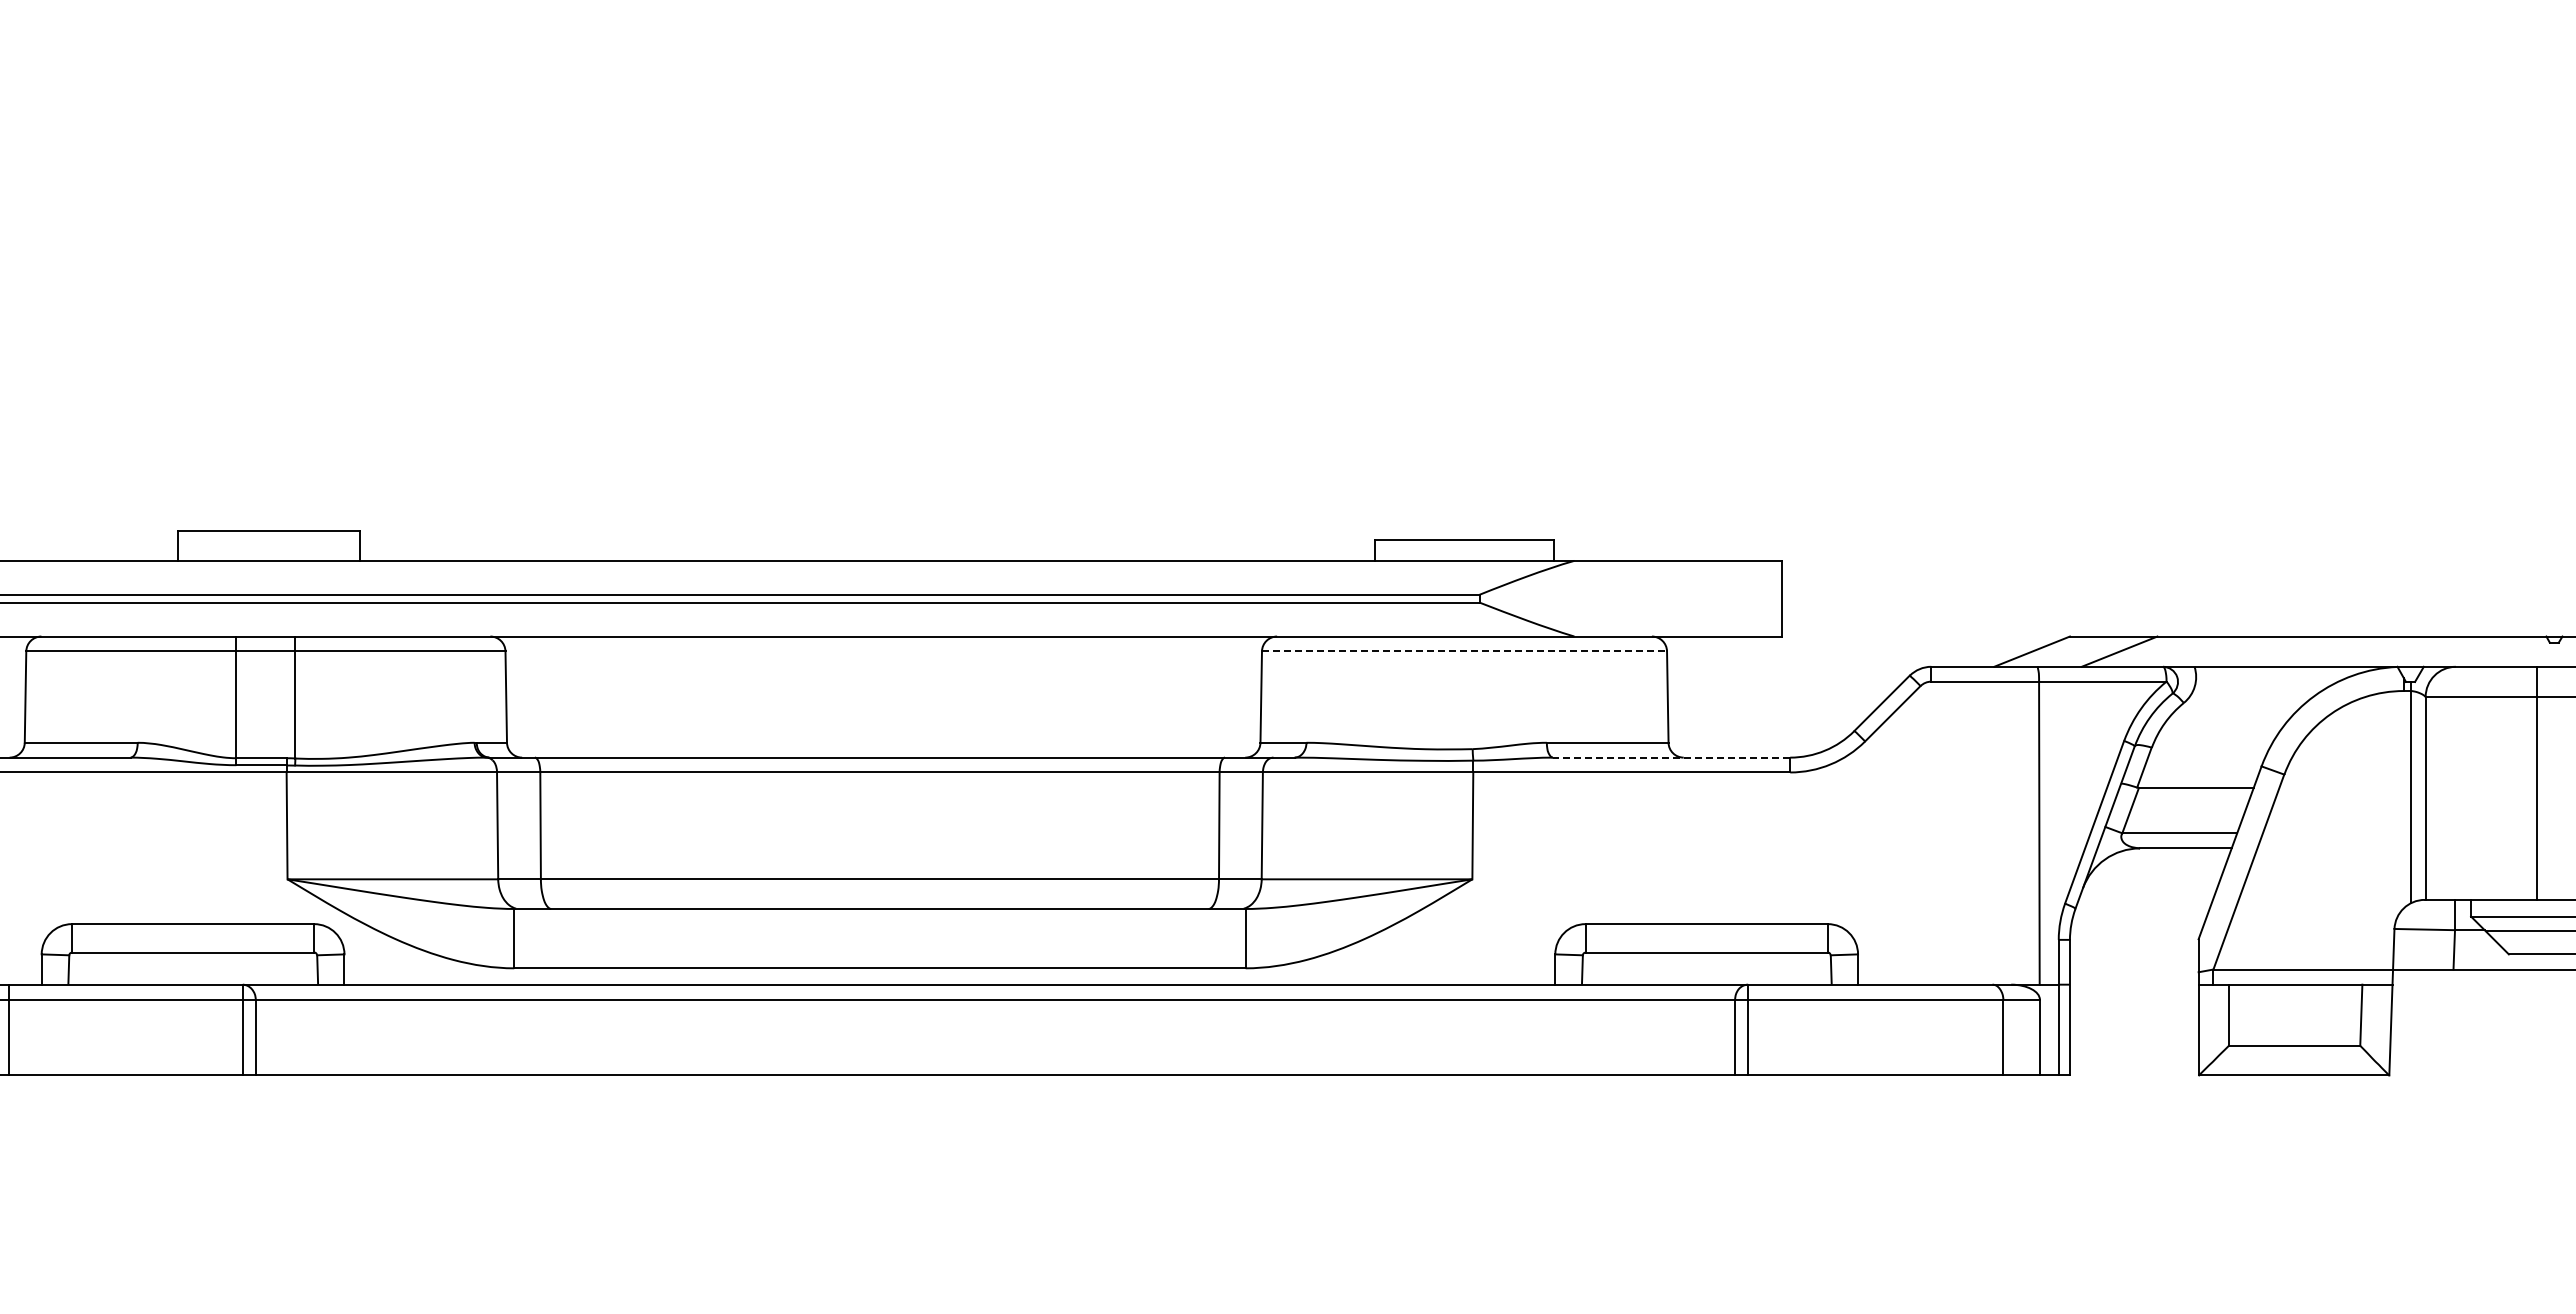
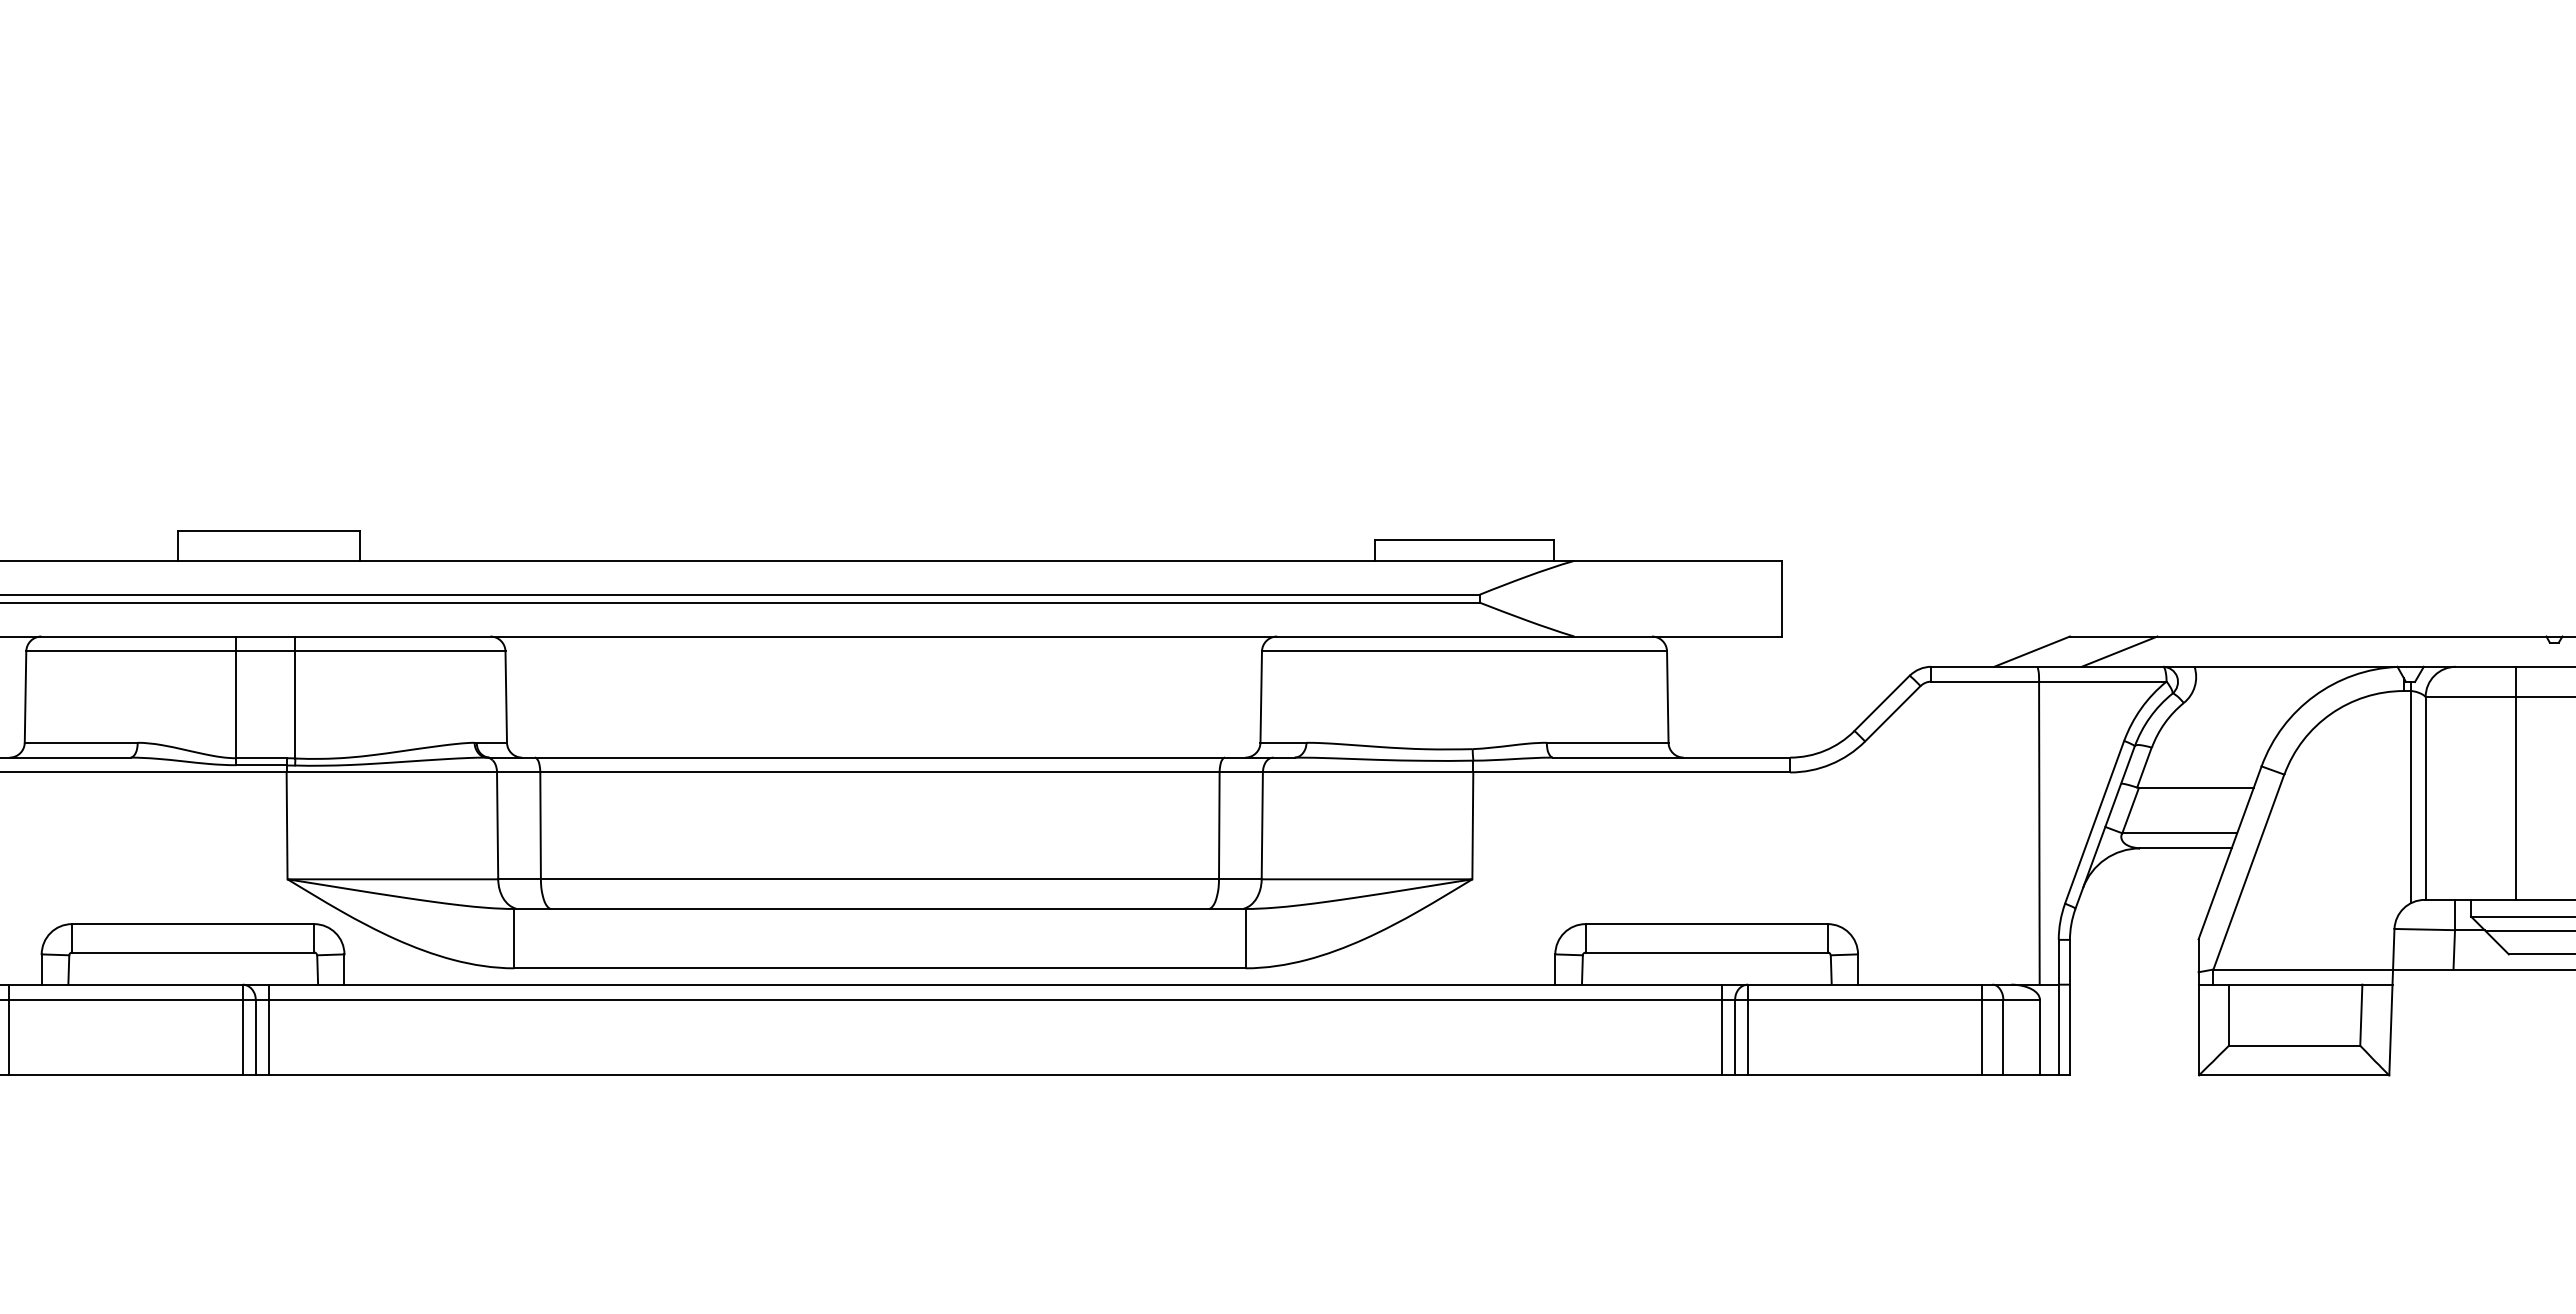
line: dashed -> solid (1464, 651)
line: dashed -> solid (1671, 757)
line position: (2537, 782) -> (2516, 782) (2516, 782)
line: none -> present (268, 1029)
line: none -> present (1721, 1029)
line: none -> present (1981, 1029)
